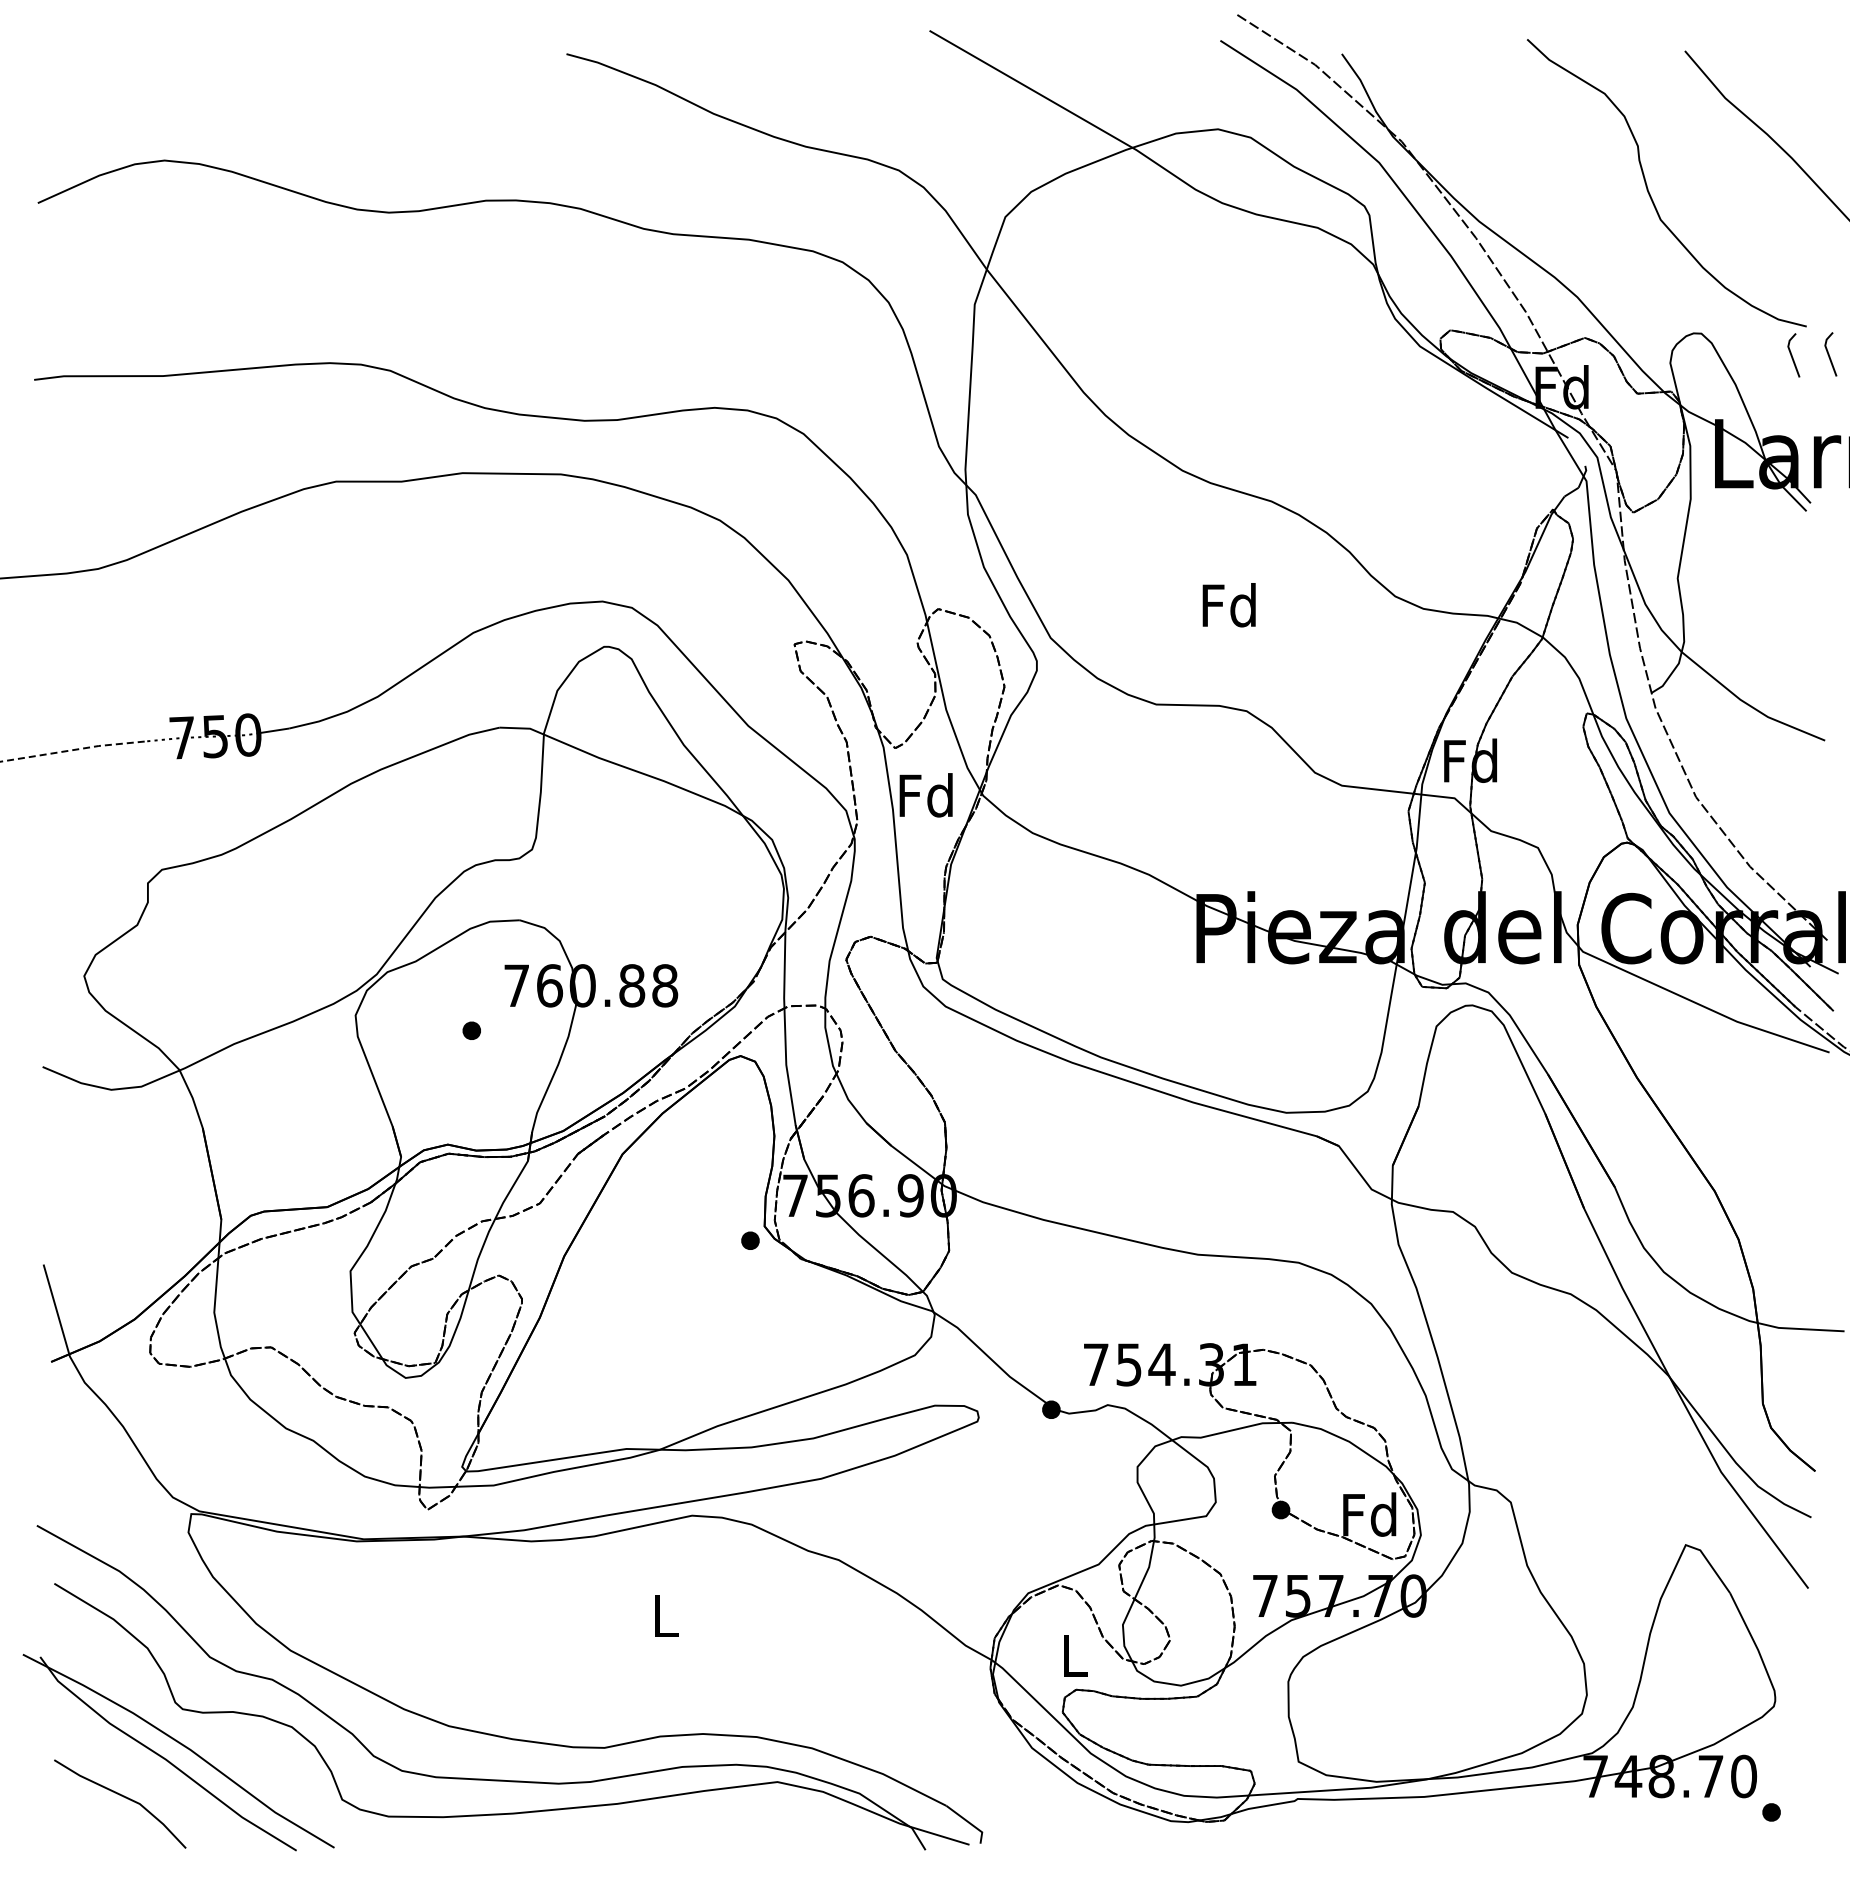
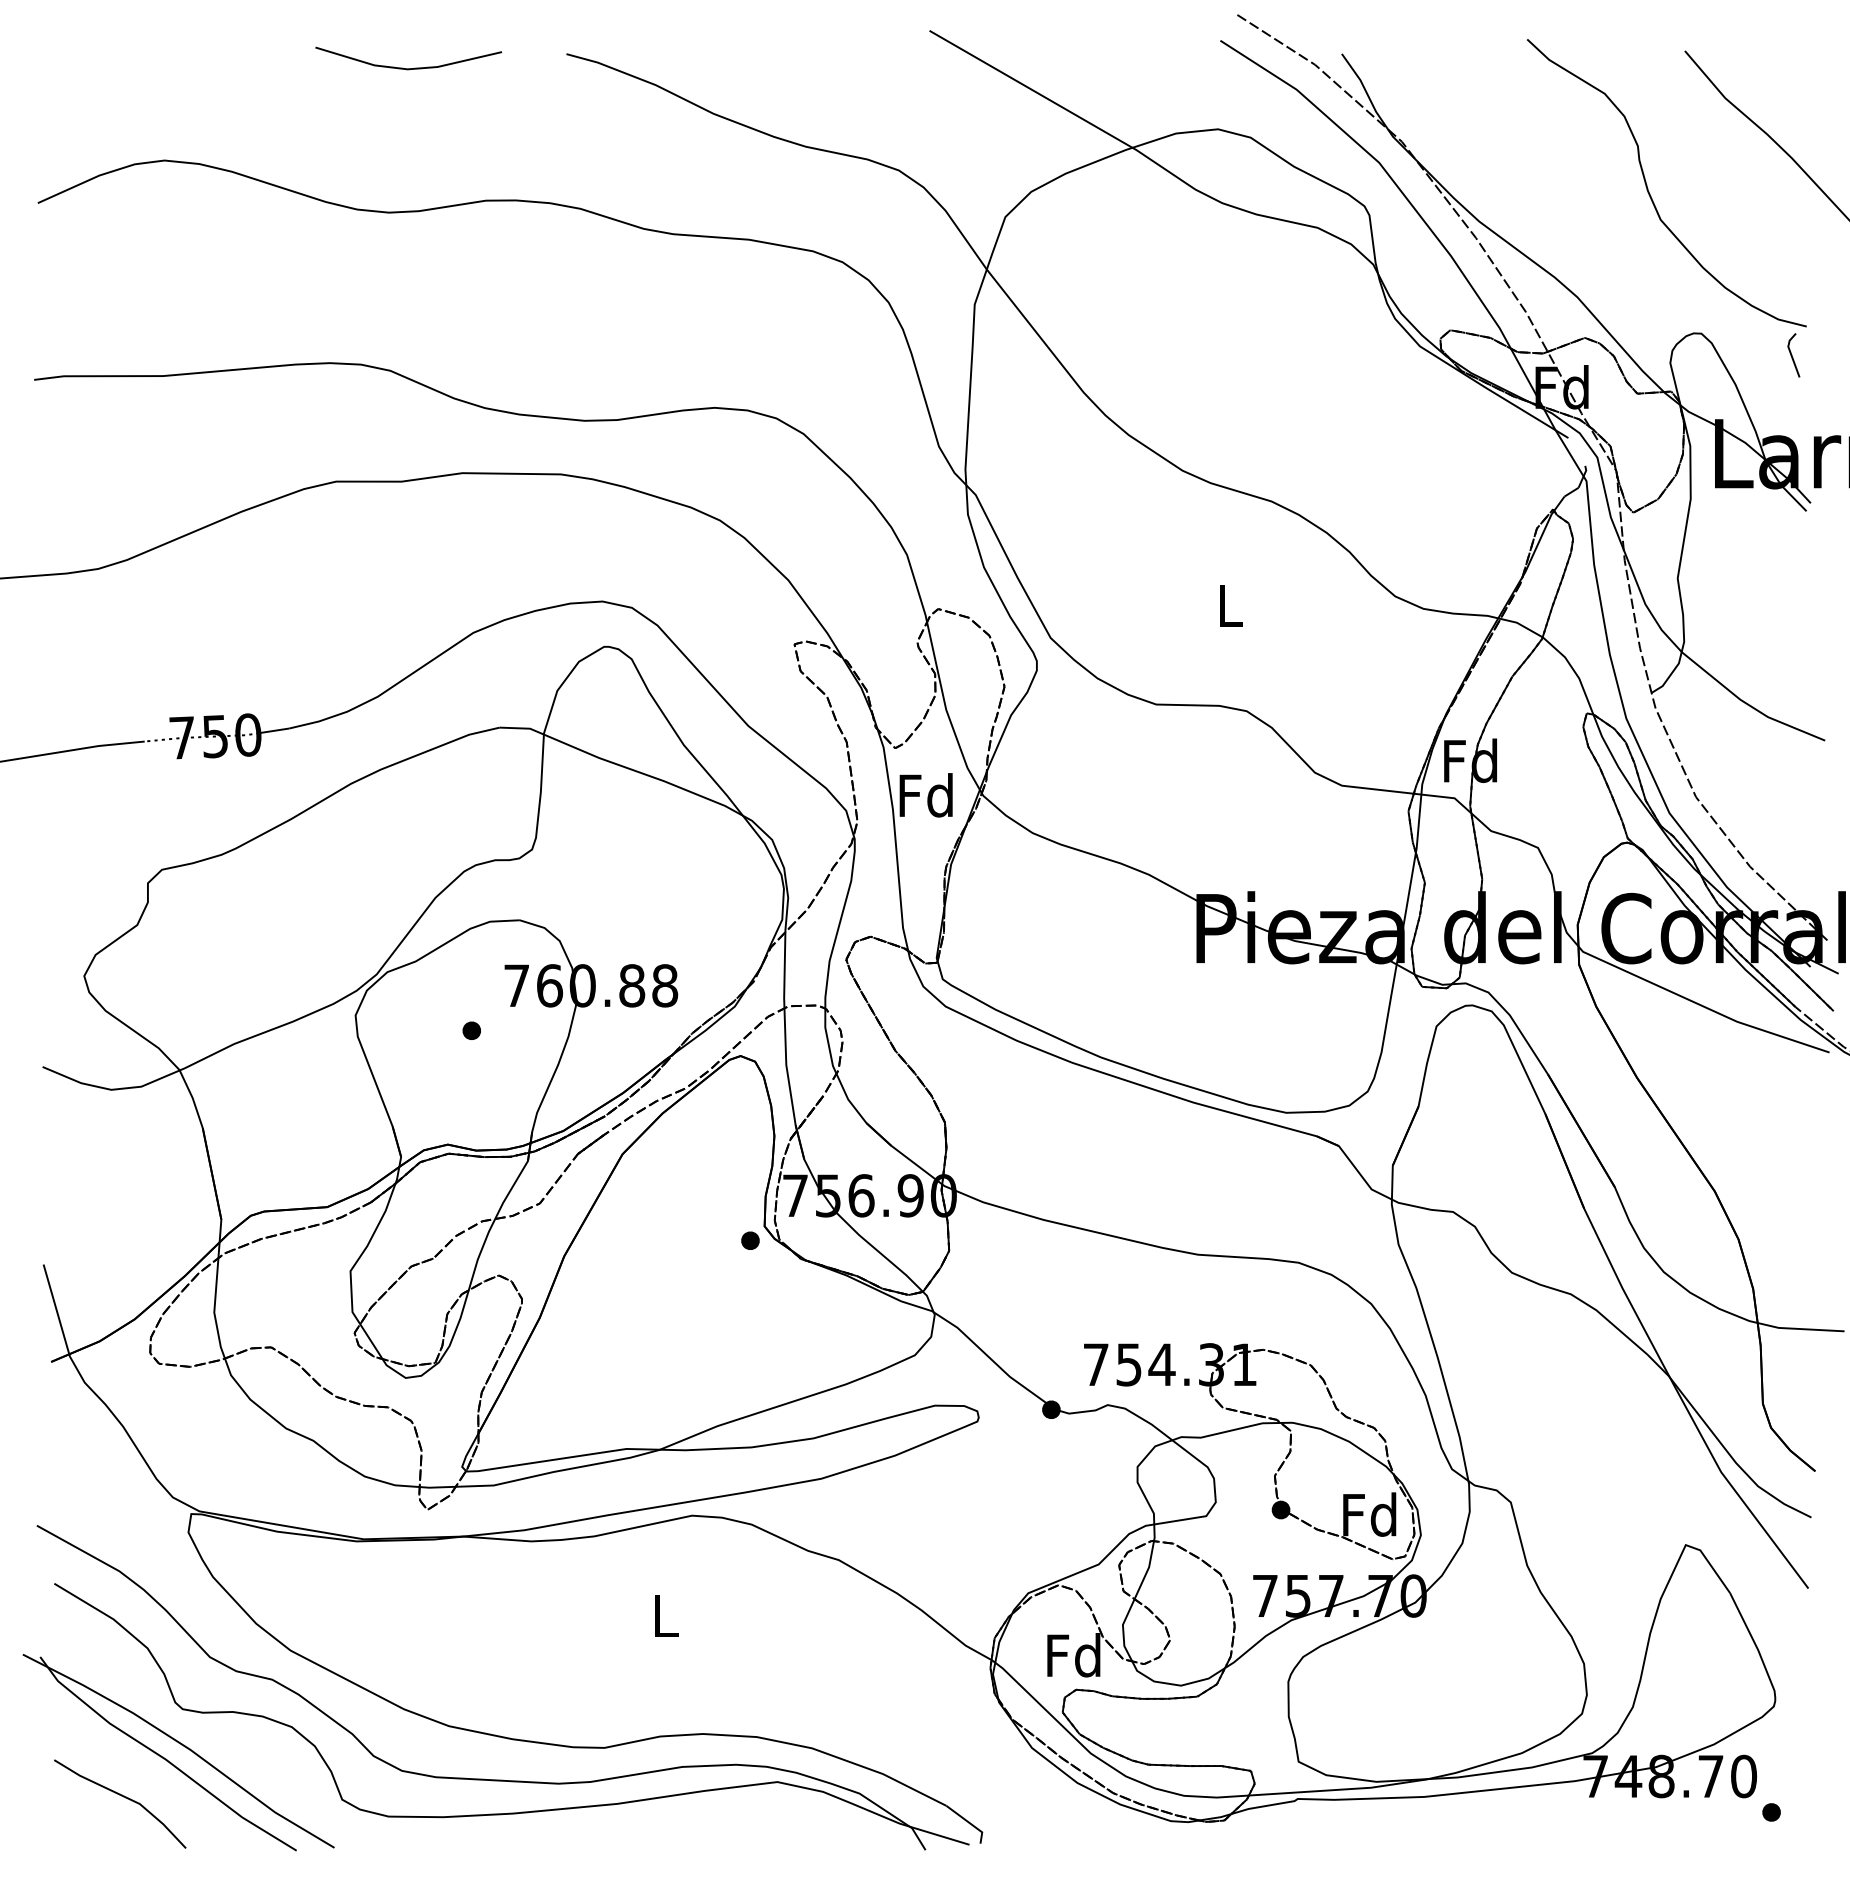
line: none -> present (408, 68)
line: present -> none (1829, 354)
text: Fd -> L (1228, 605)
line: dashed -> solid (73, 750)
text: L -> Fd (1073, 1655)
